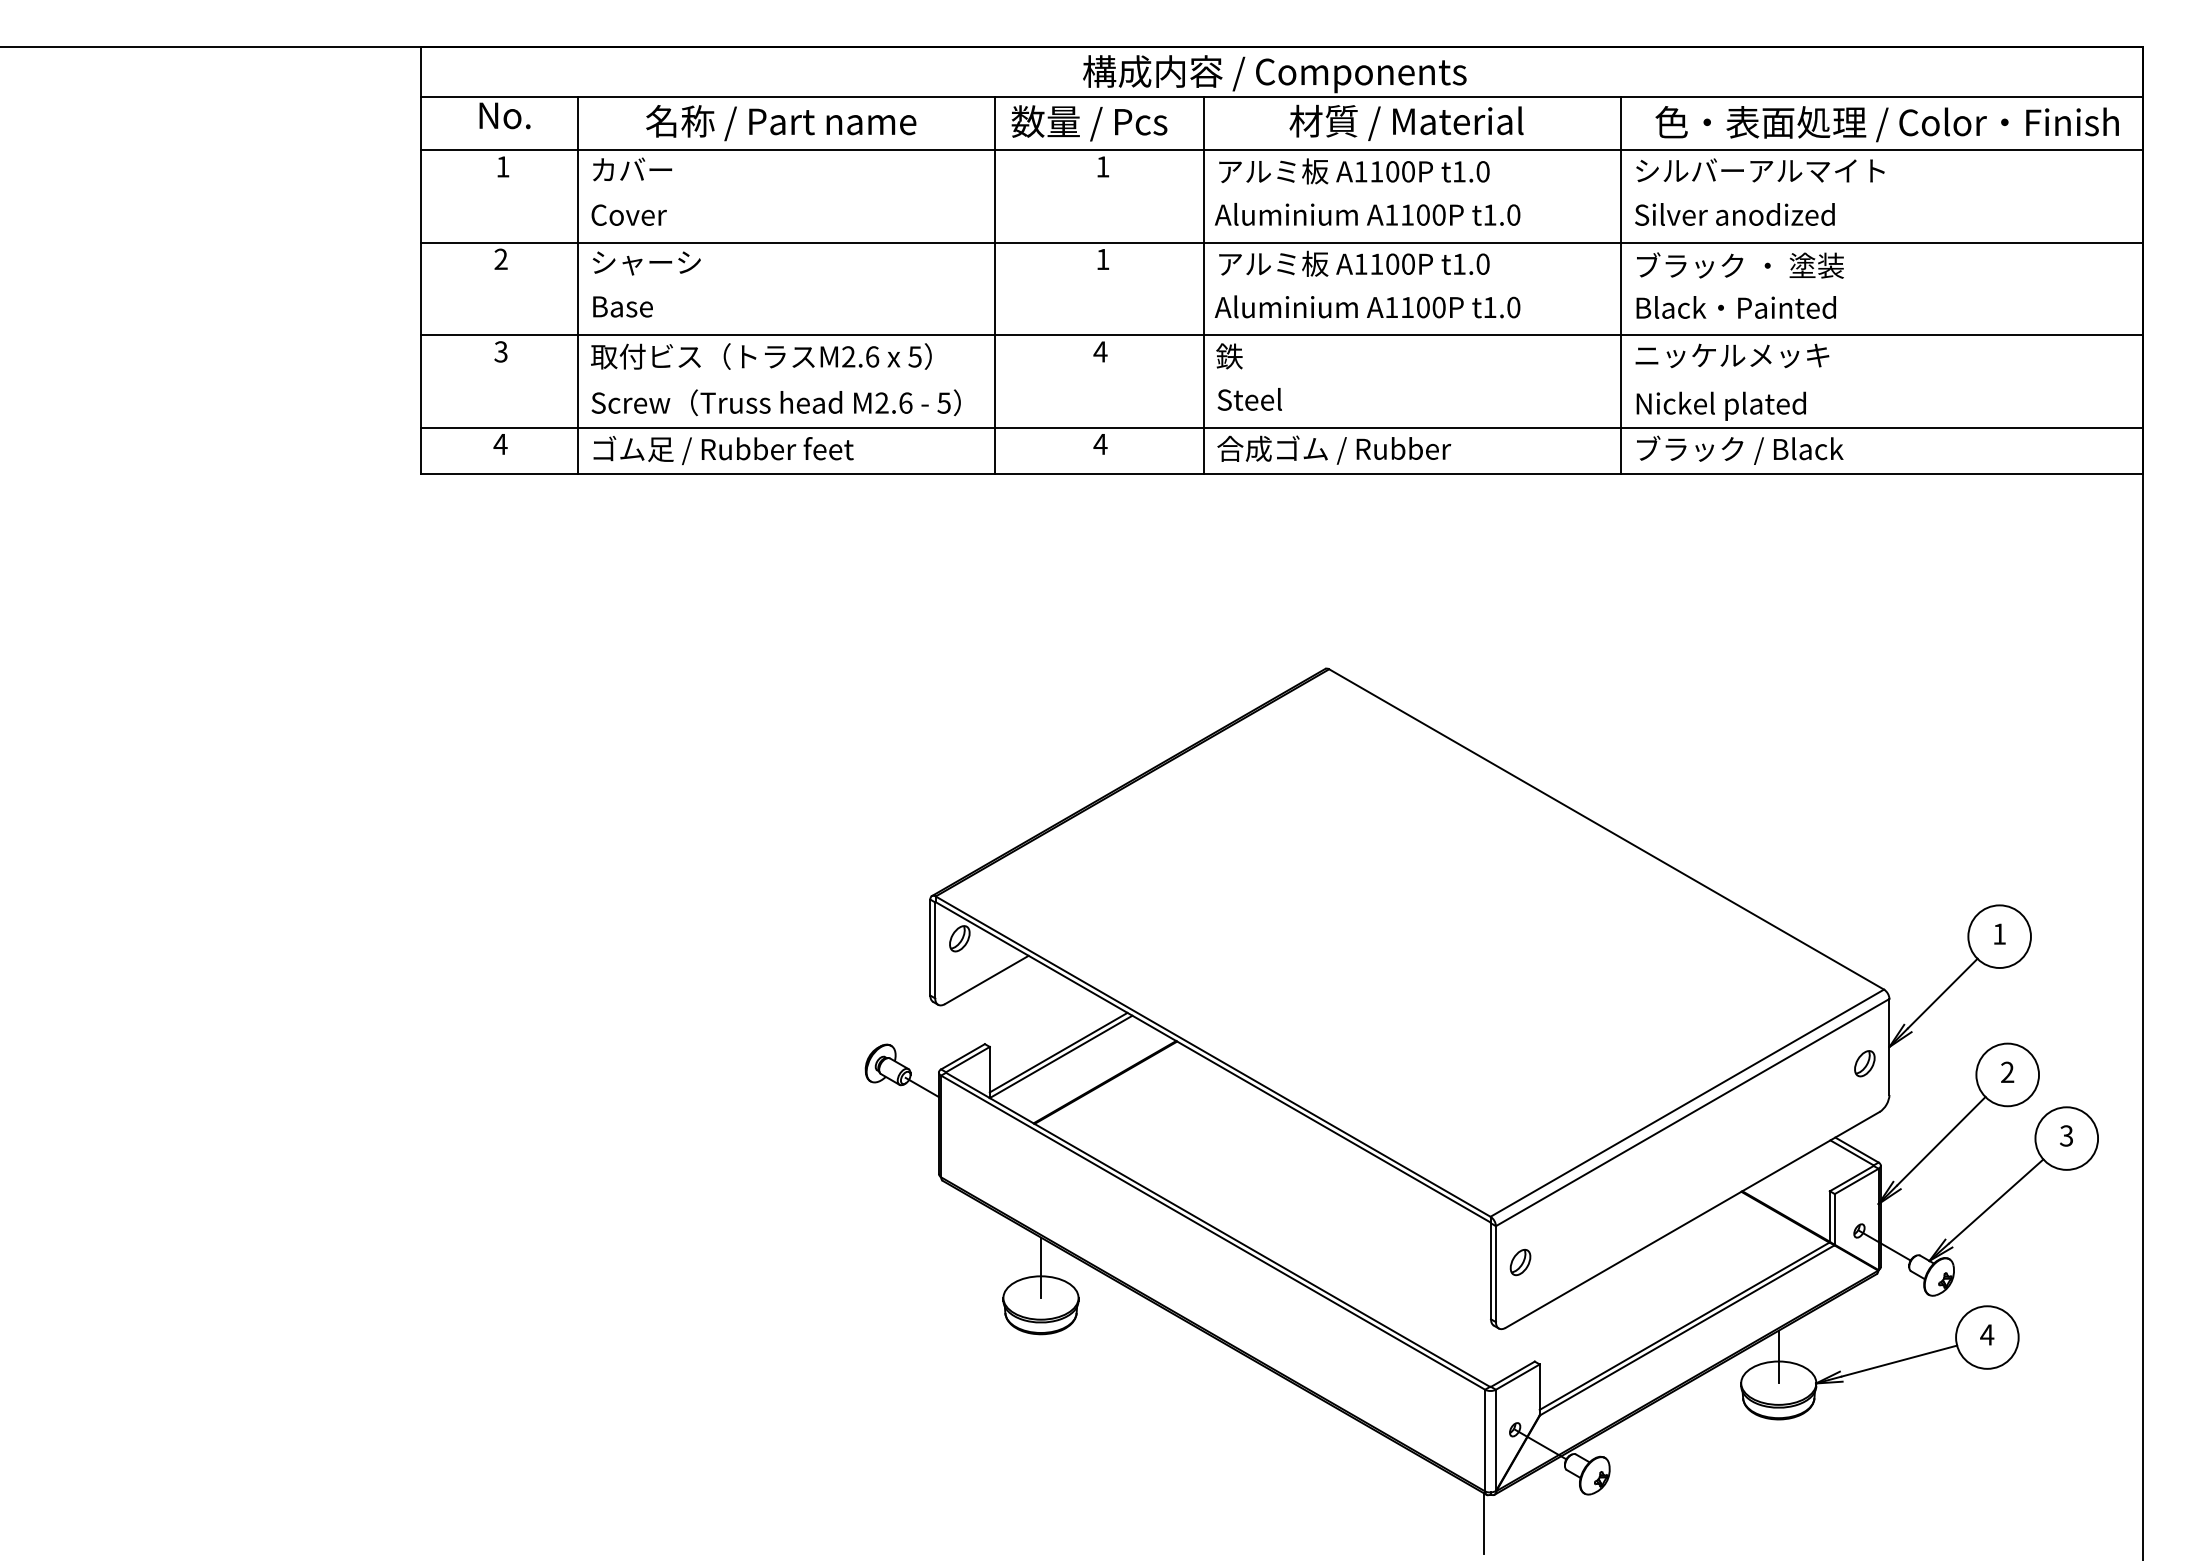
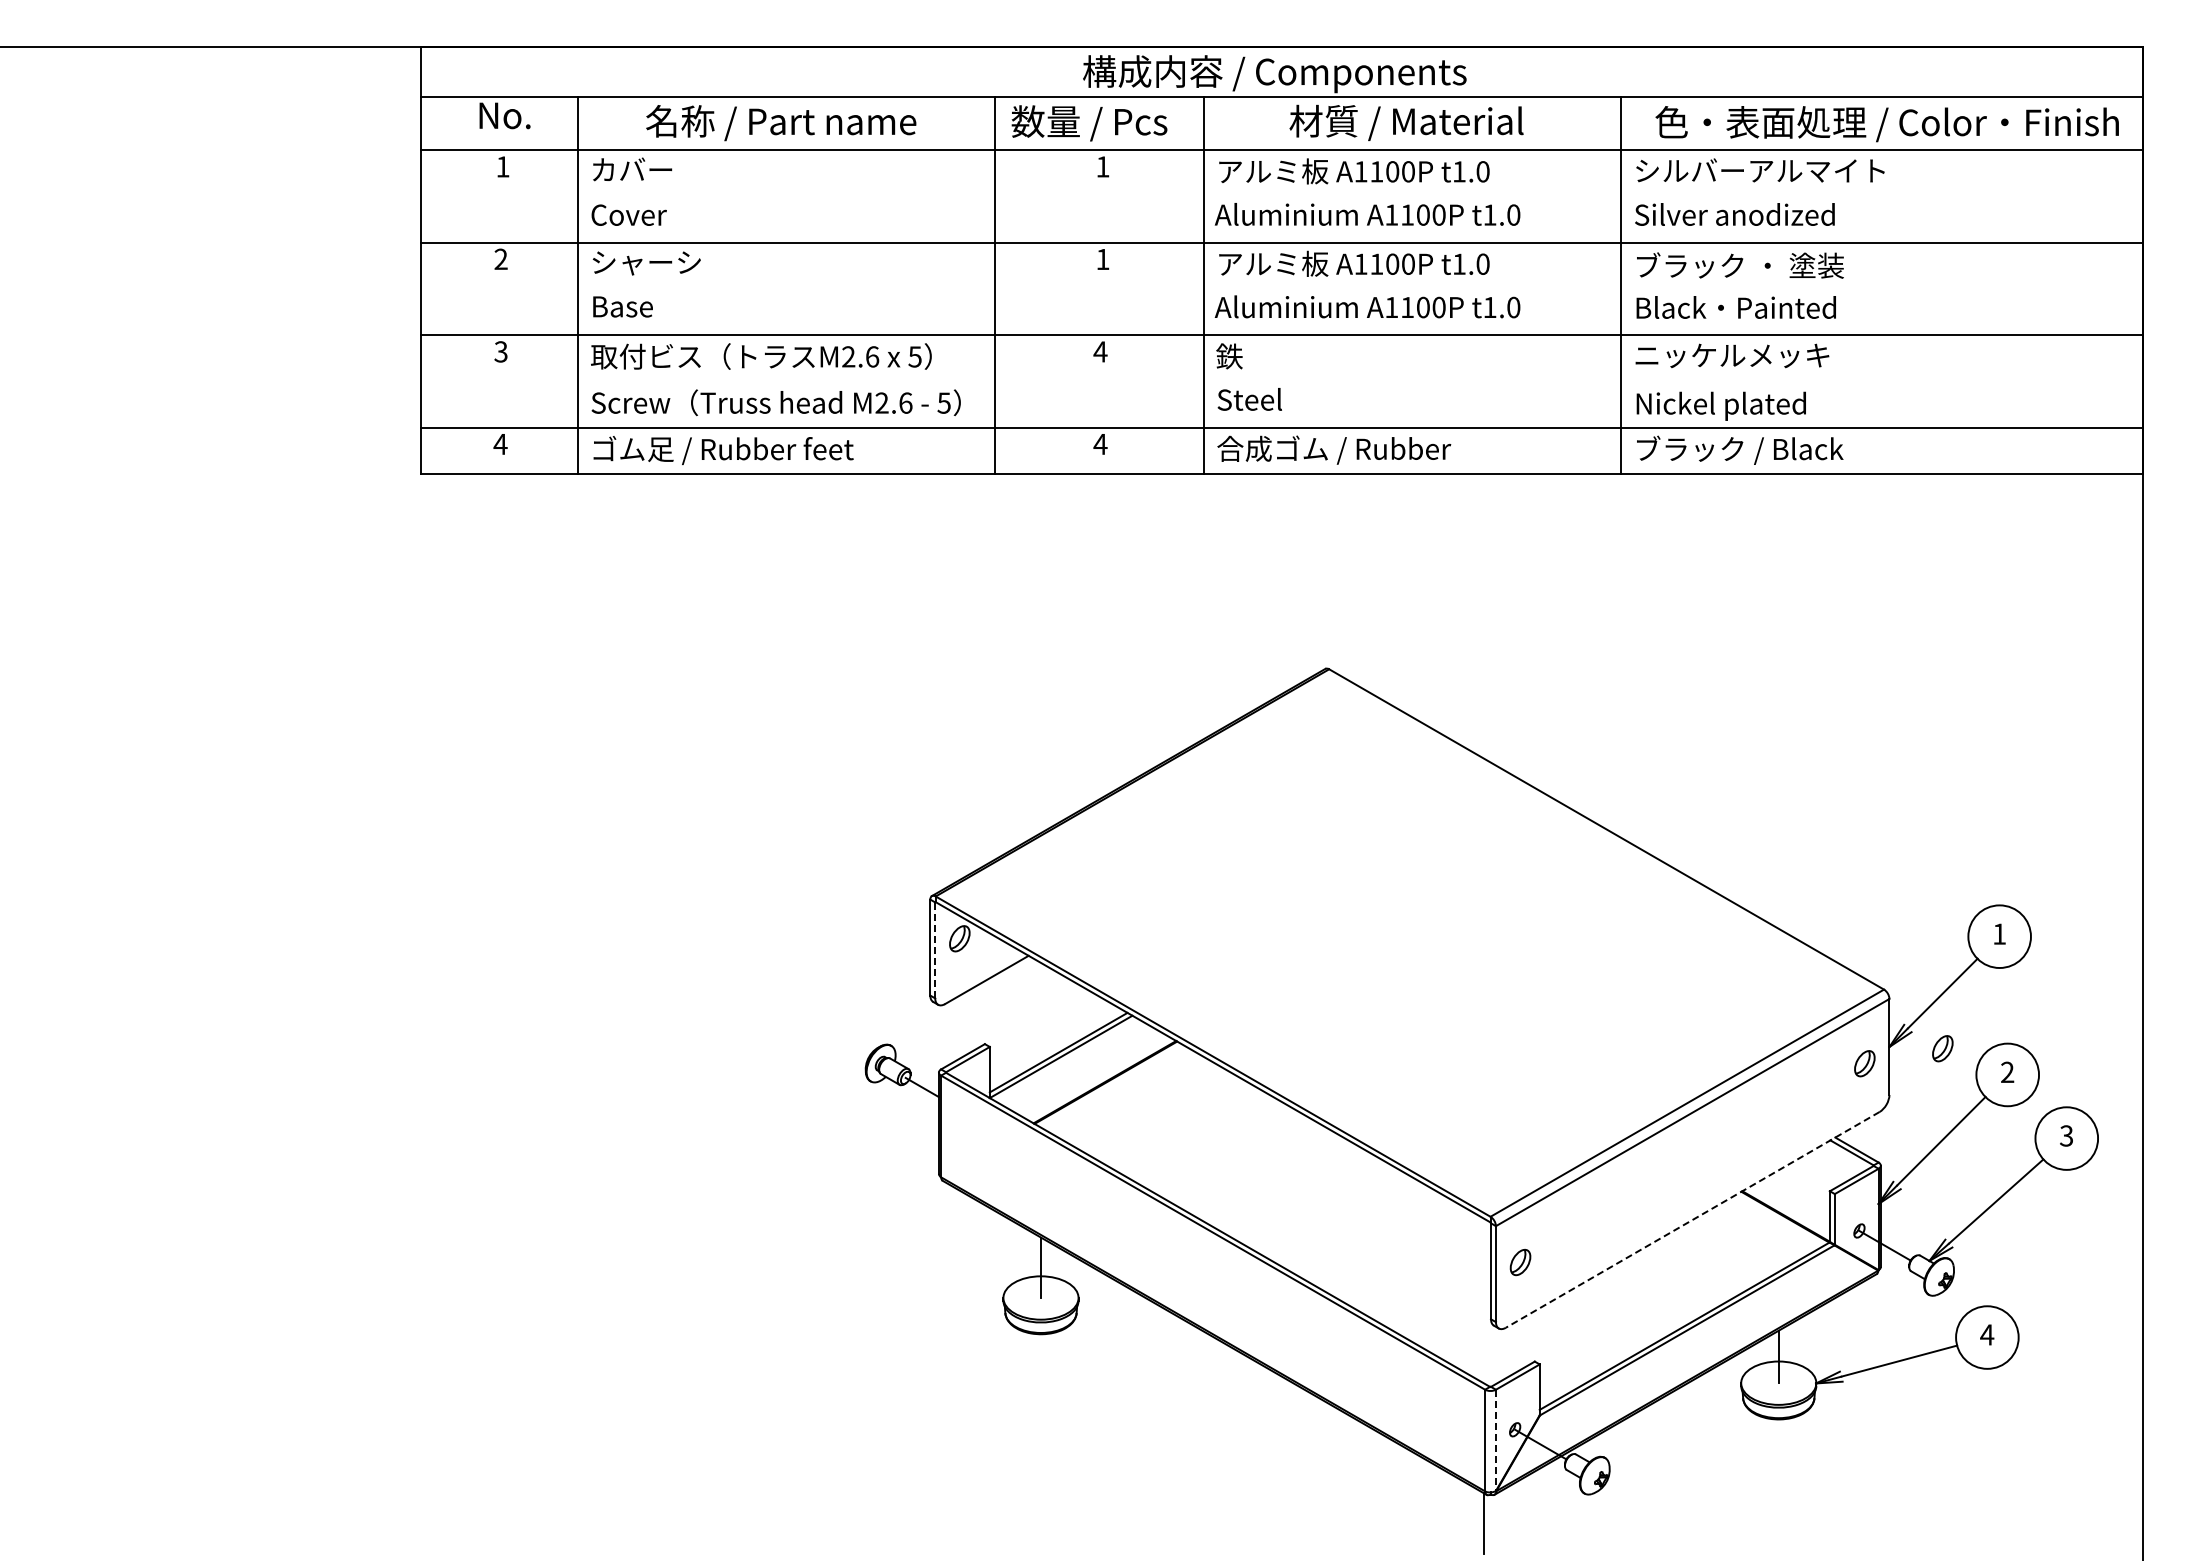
line: solid -> dashed (935, 950)
part: none -> present (1942, 1048)
line: solid -> dashed (1692, 1219)
line: solid -> dashed (1495, 1440)
